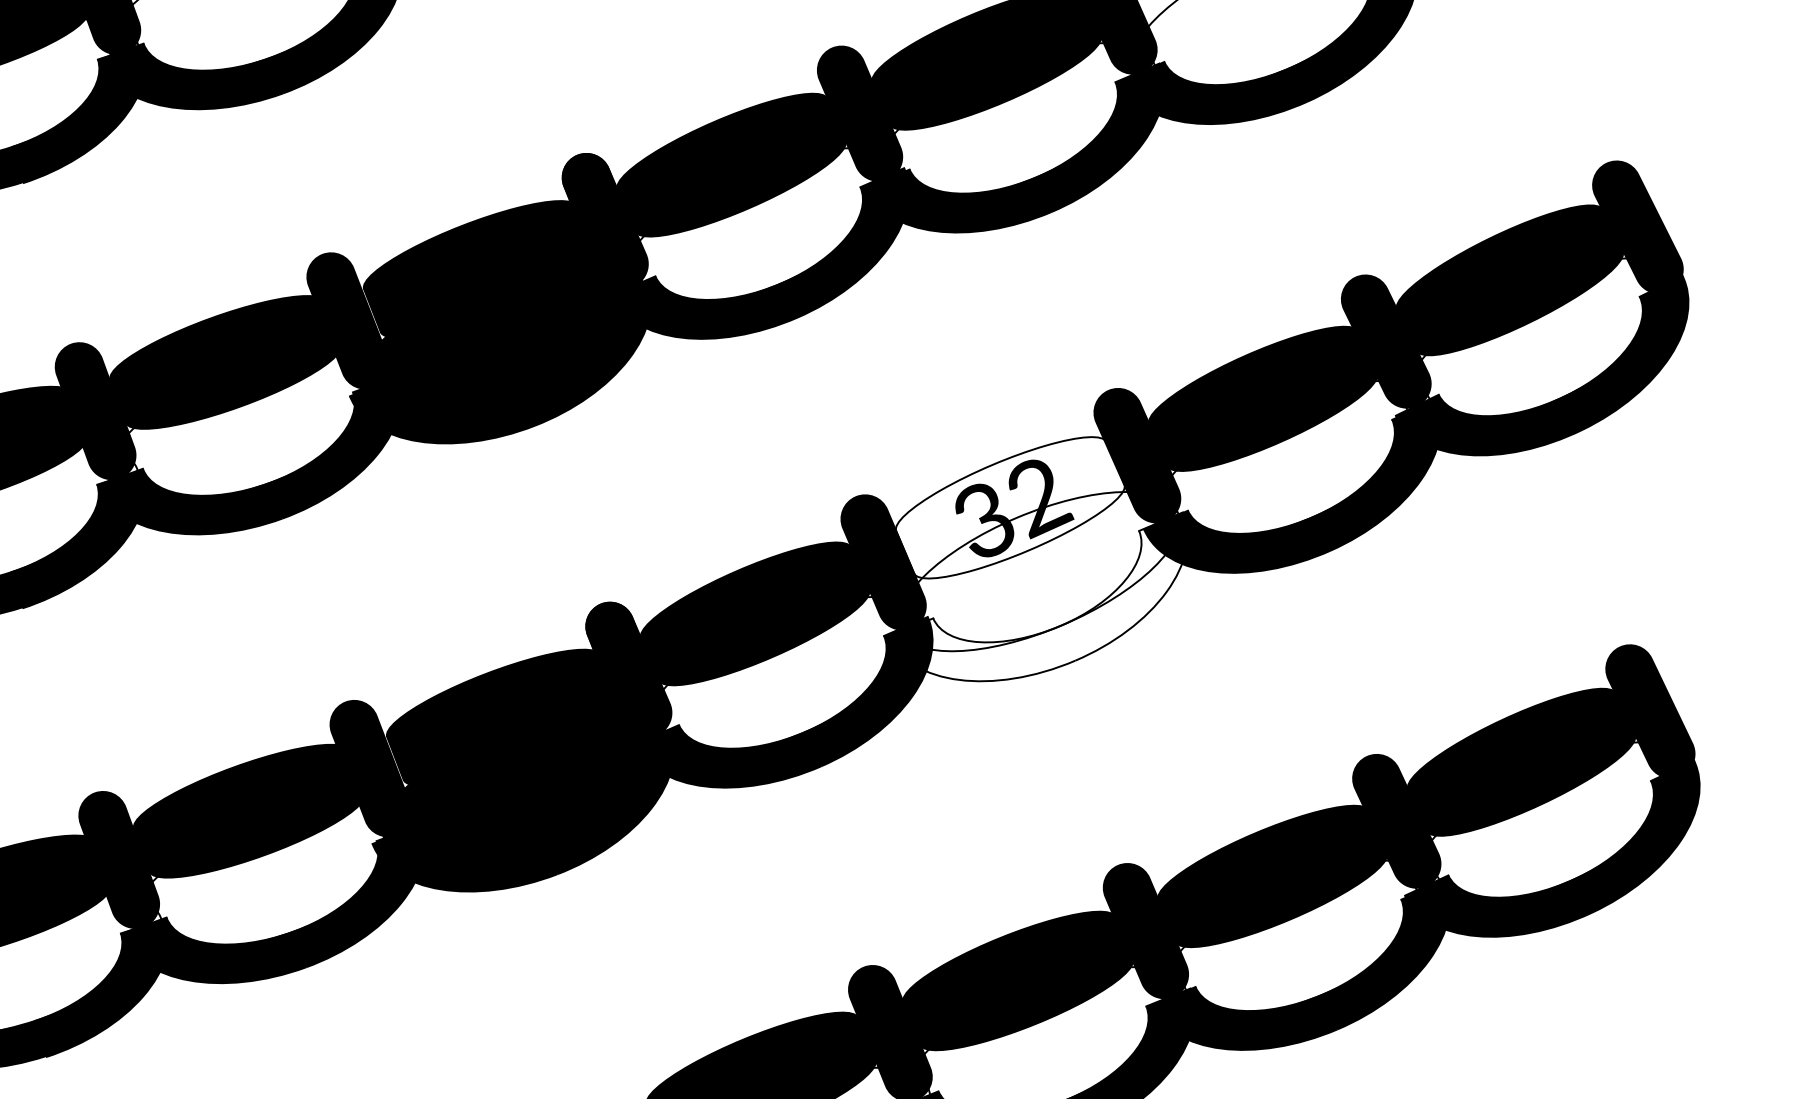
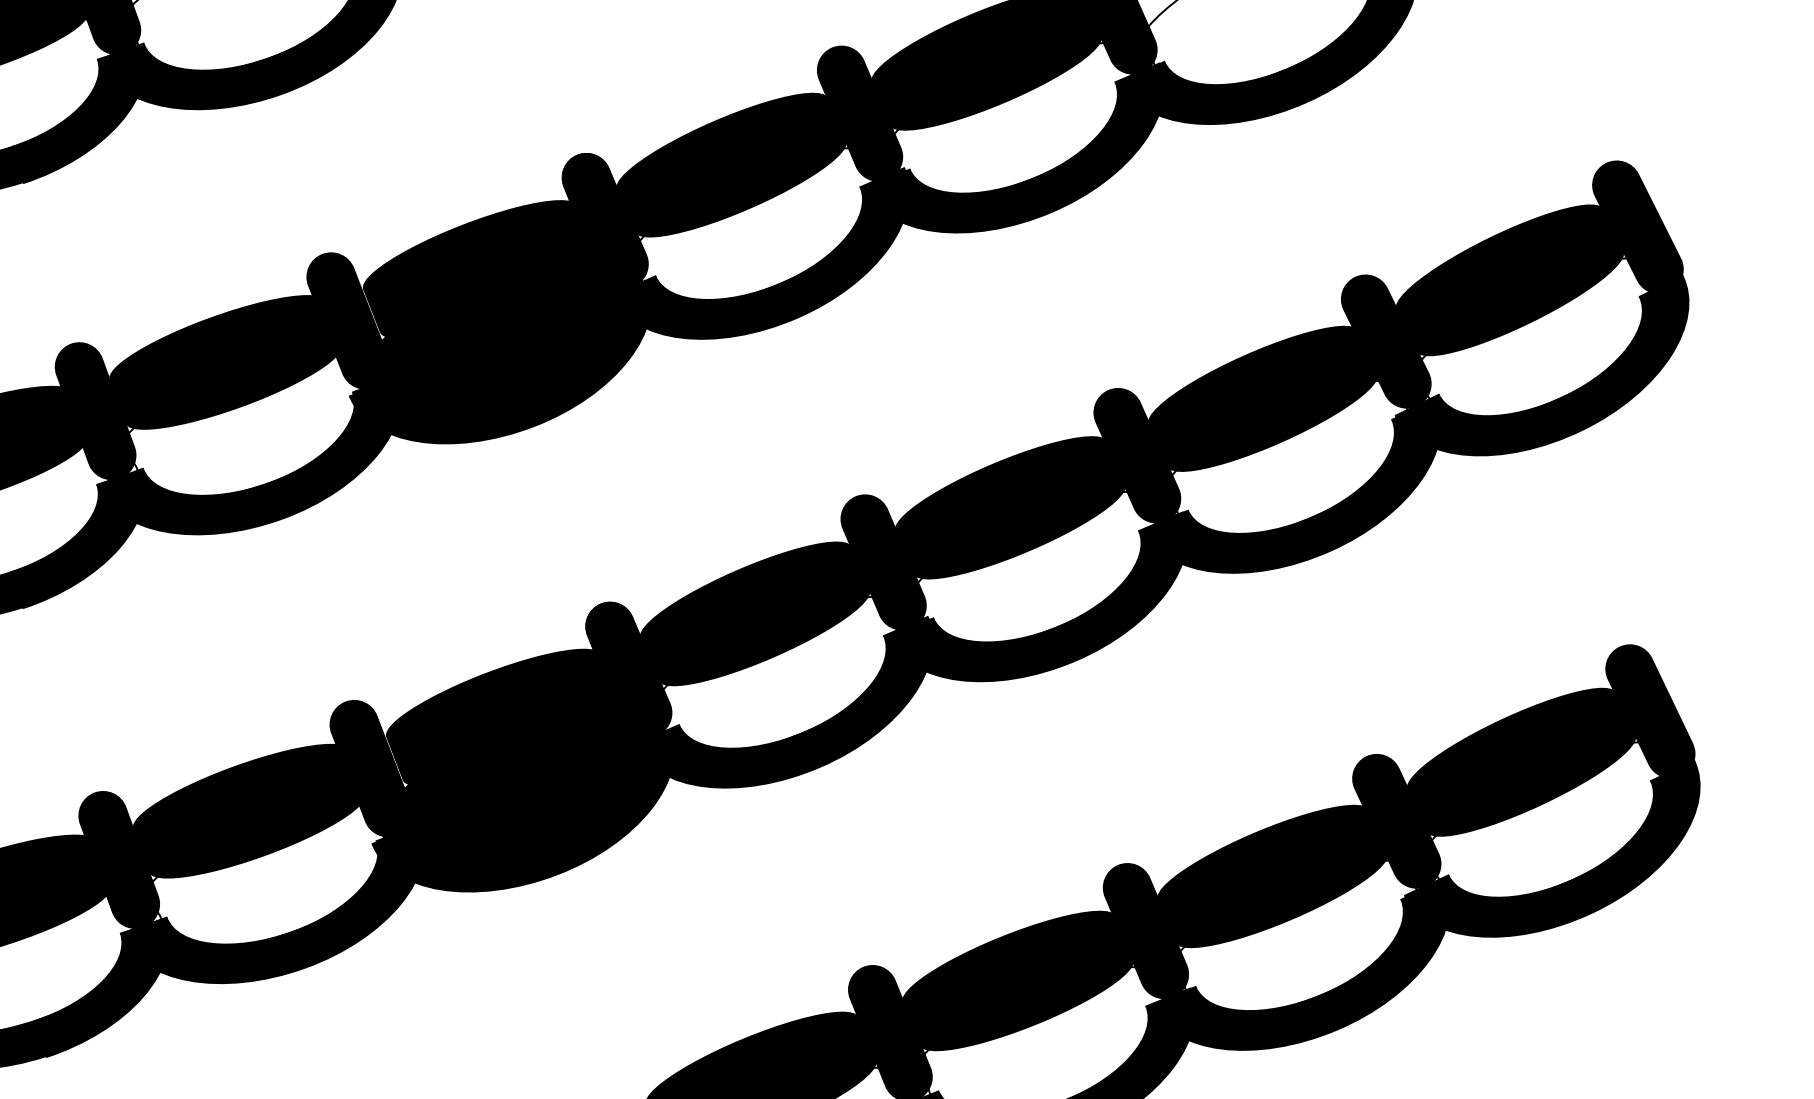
fill: none -> present (1009, 507)
fill: none -> present (1038, 596)
